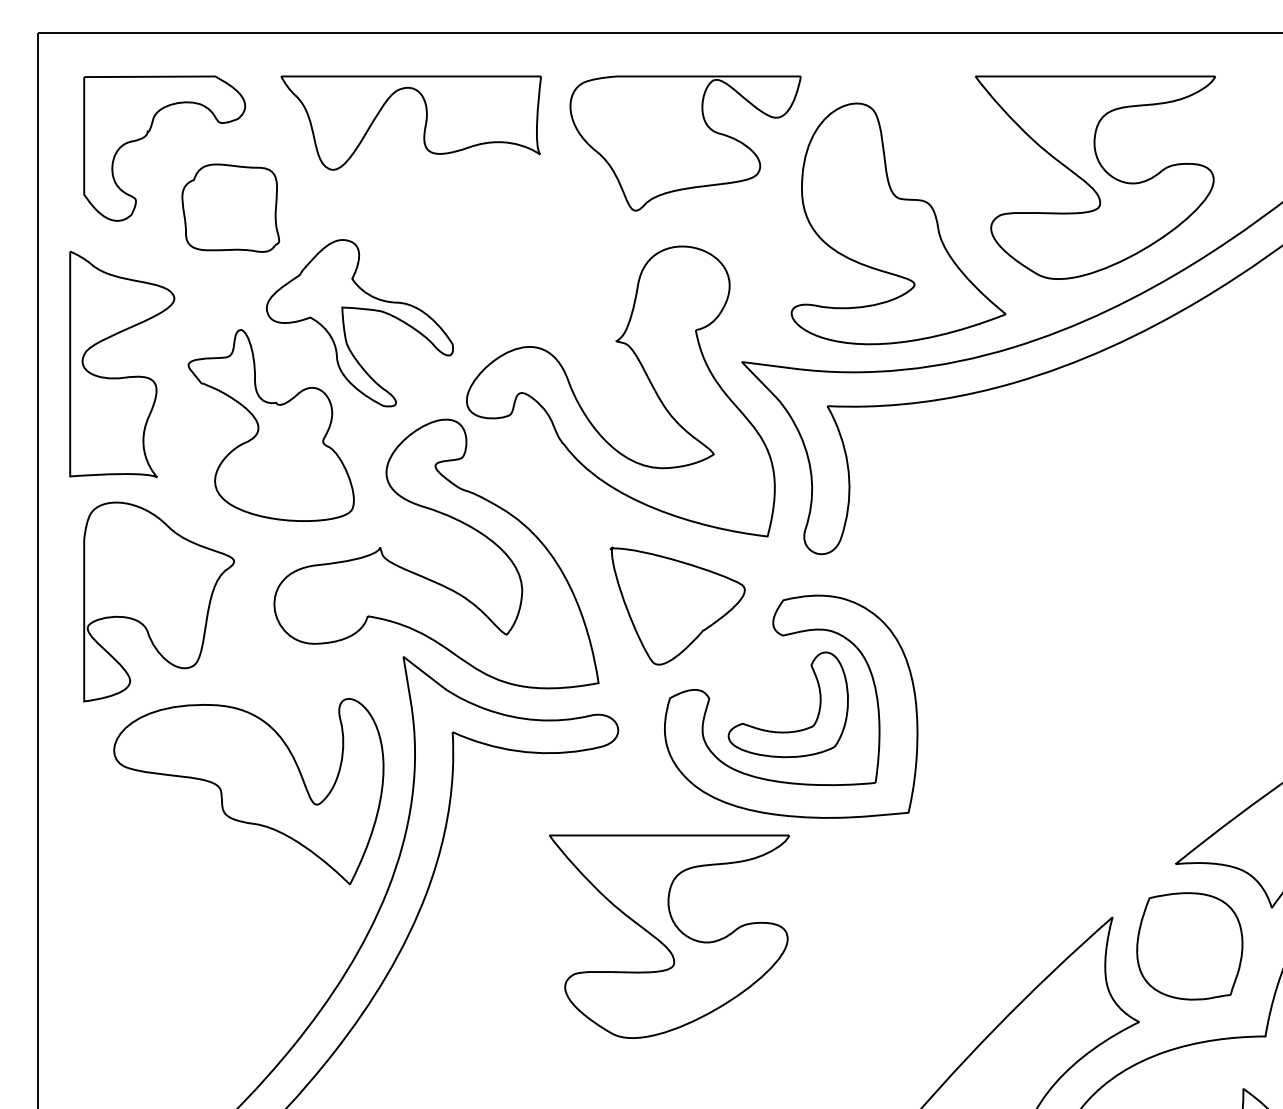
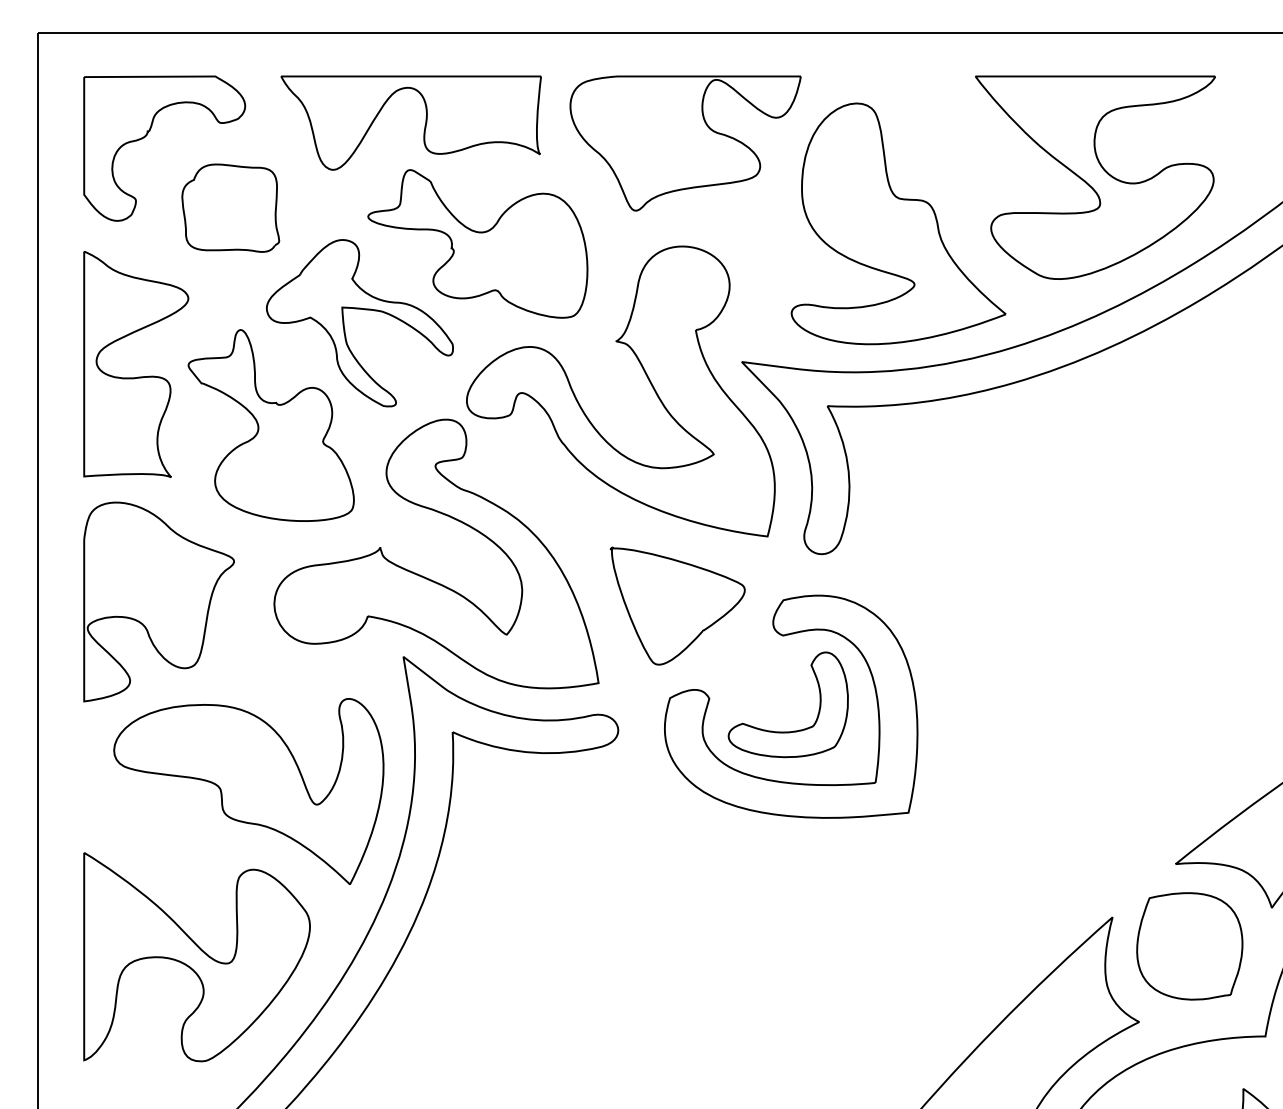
part: none -> present (477, 243)
part position: (124, 376) -> (138, 376) (138, 376)
part: present -> none (669, 936)
part: none -> present (196, 957)
